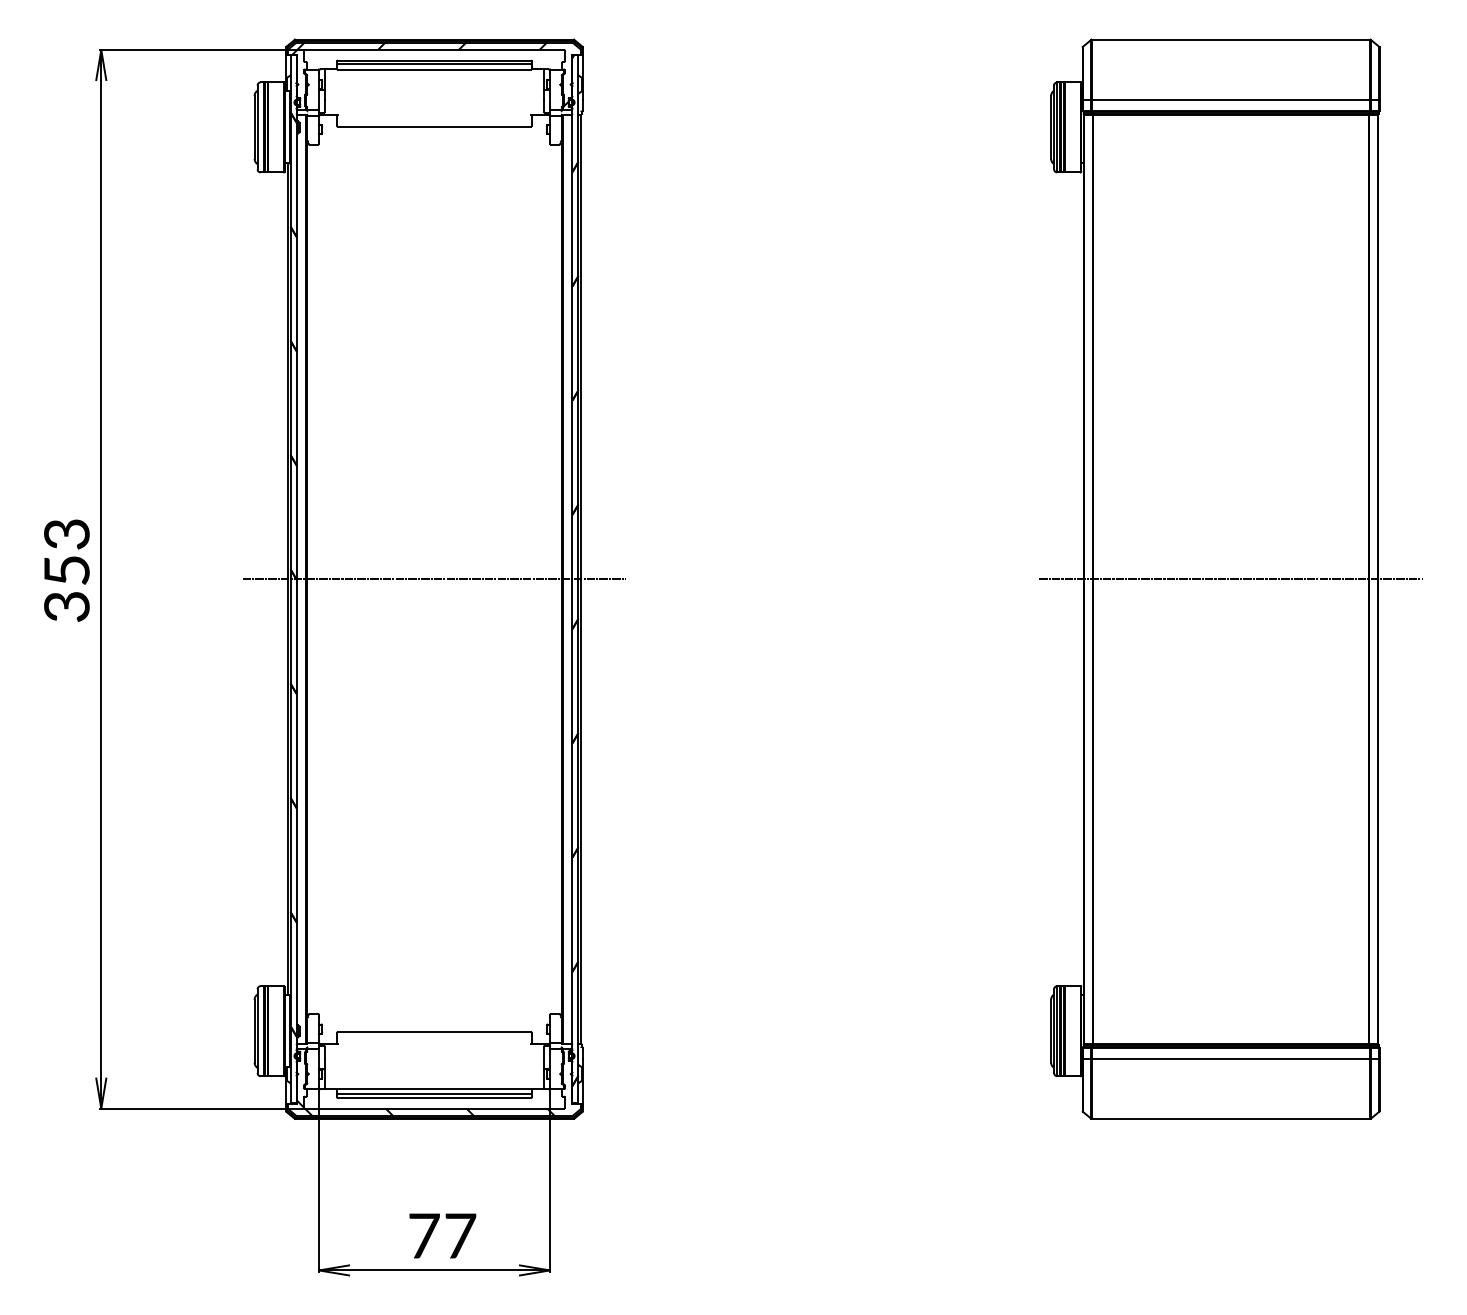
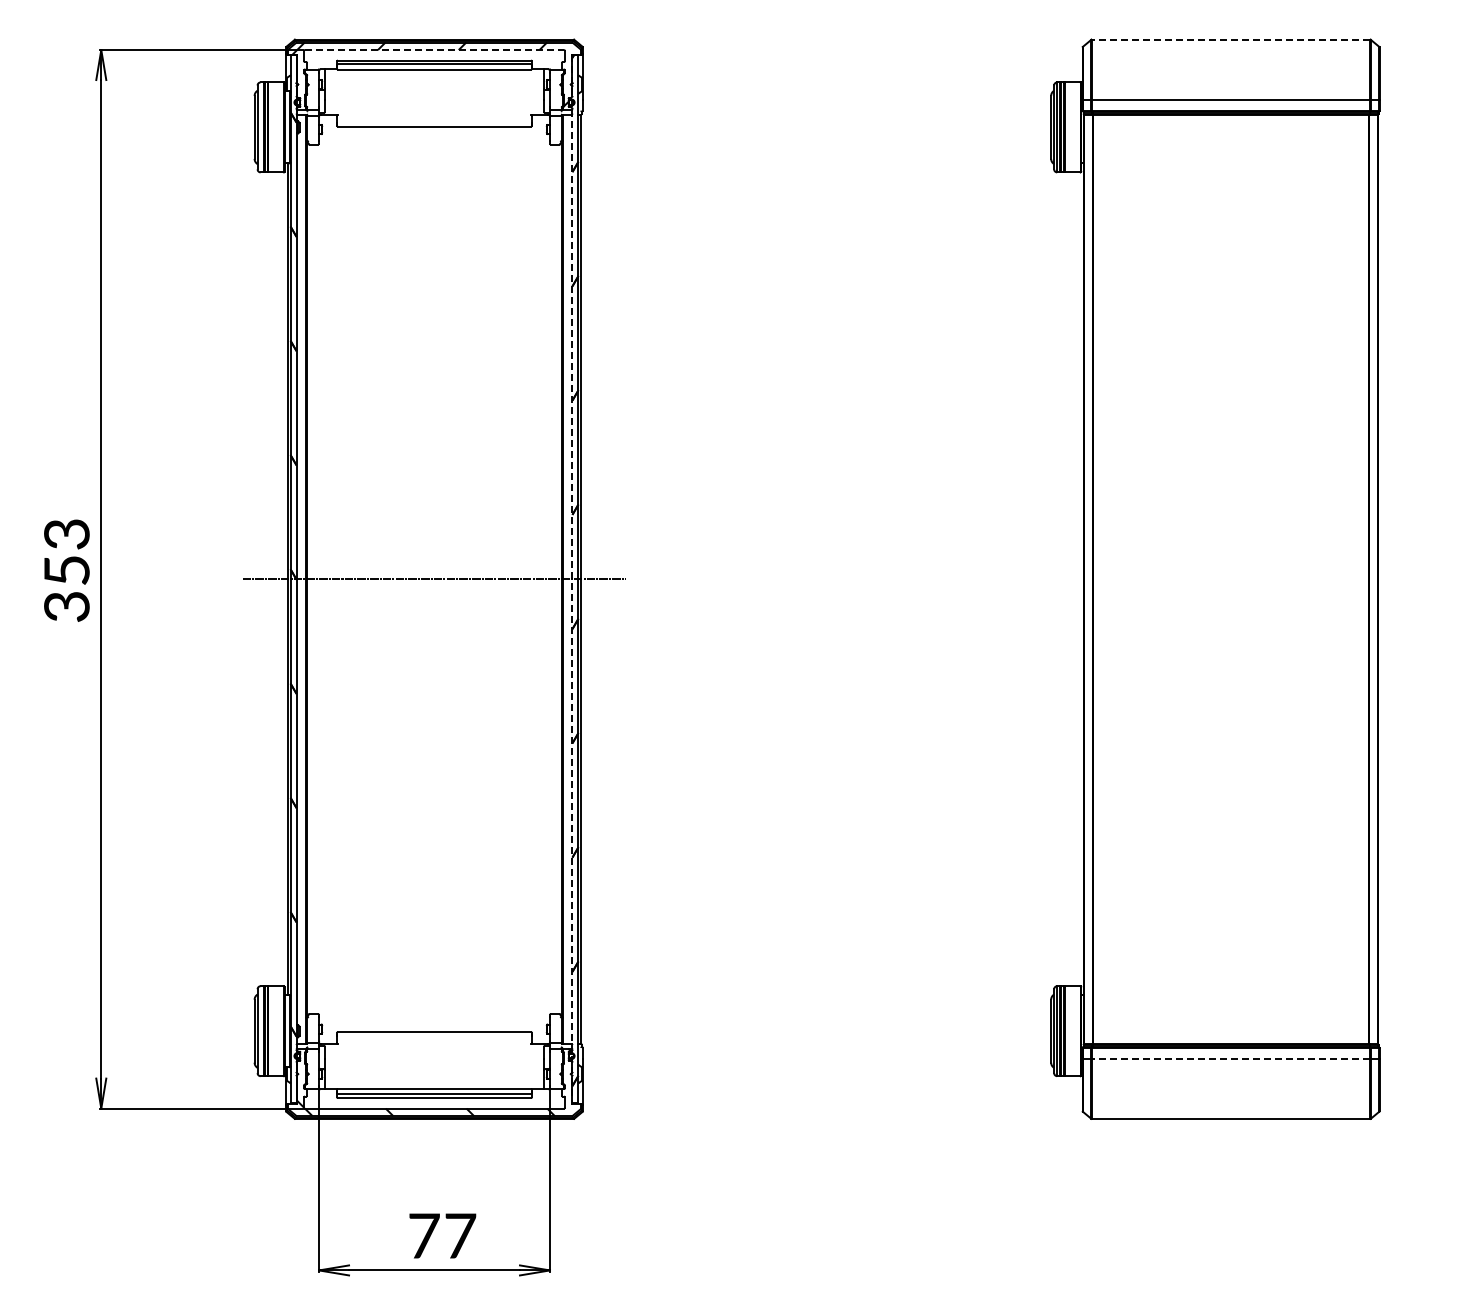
line: solid -> dashed (1230, 39)
line: solid -> dashed (434, 50)
line: solid -> dashed (572, 579)
line: present -> none (1230, 579)
line: solid -> dashed (1230, 1059)
